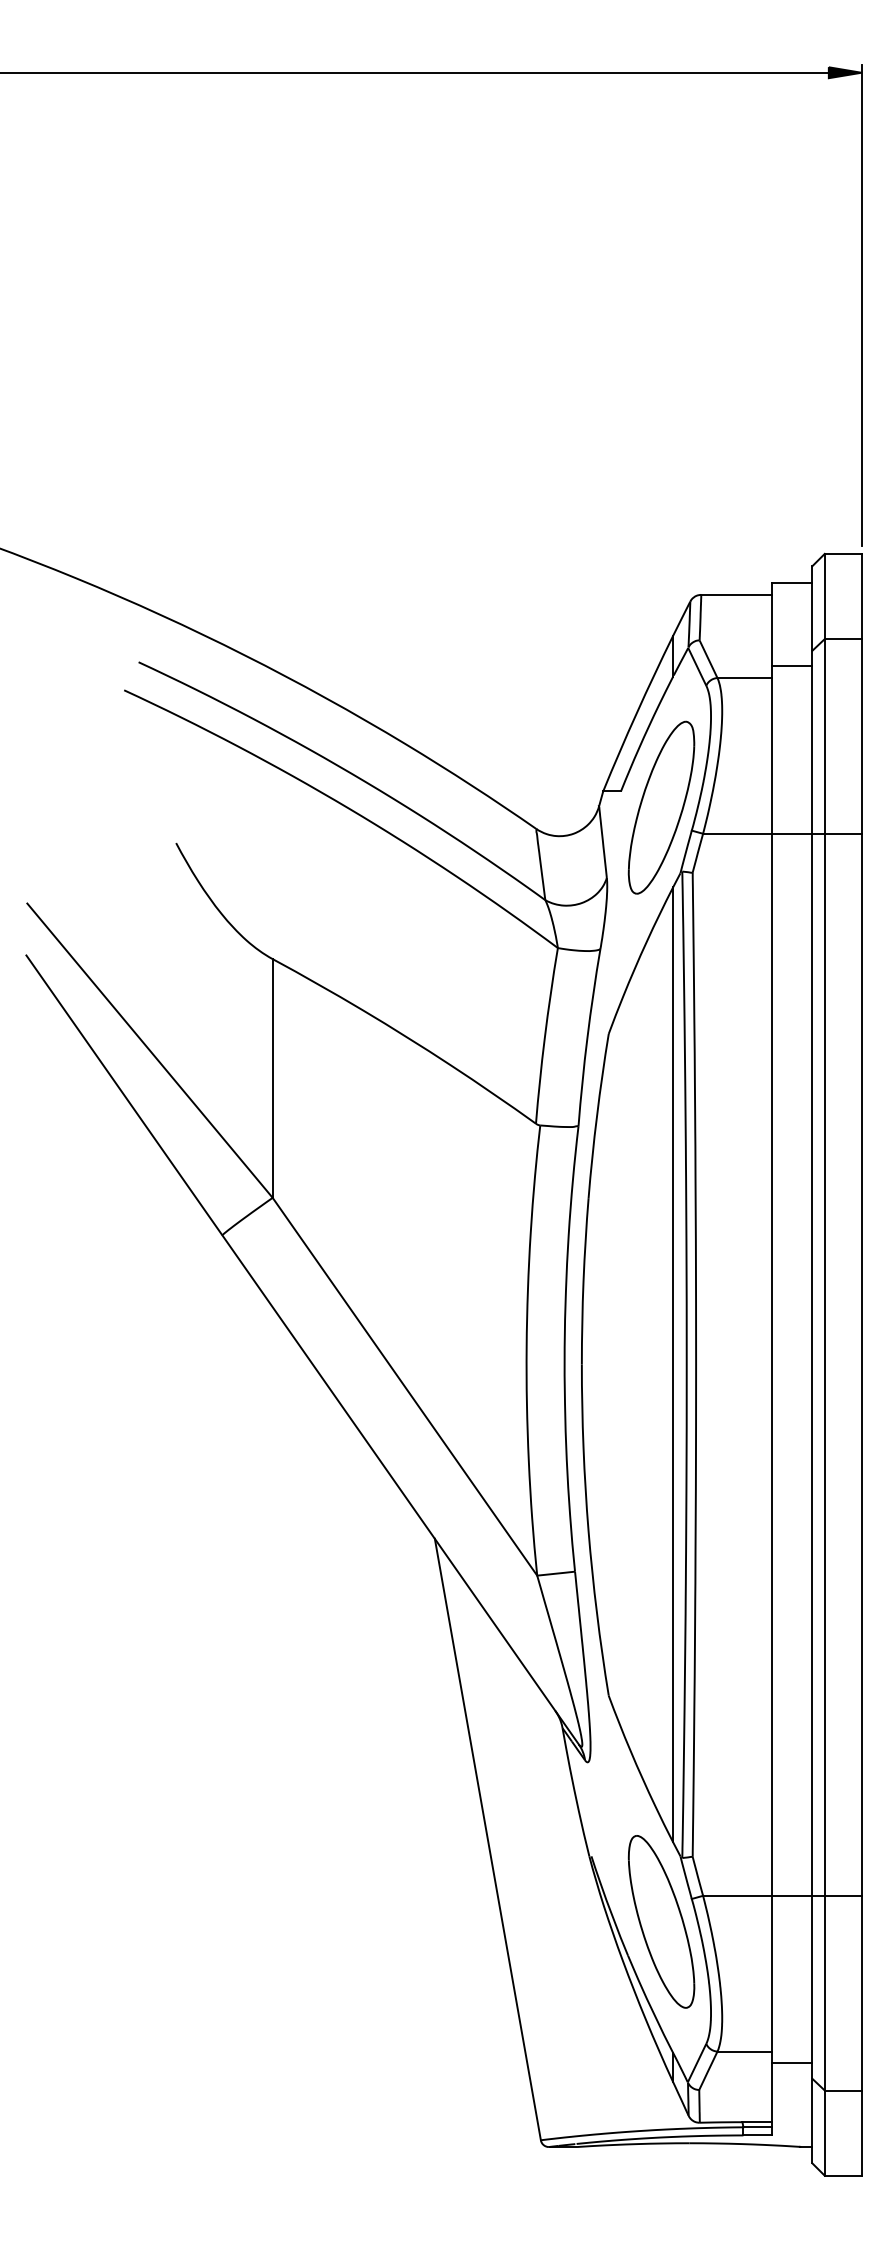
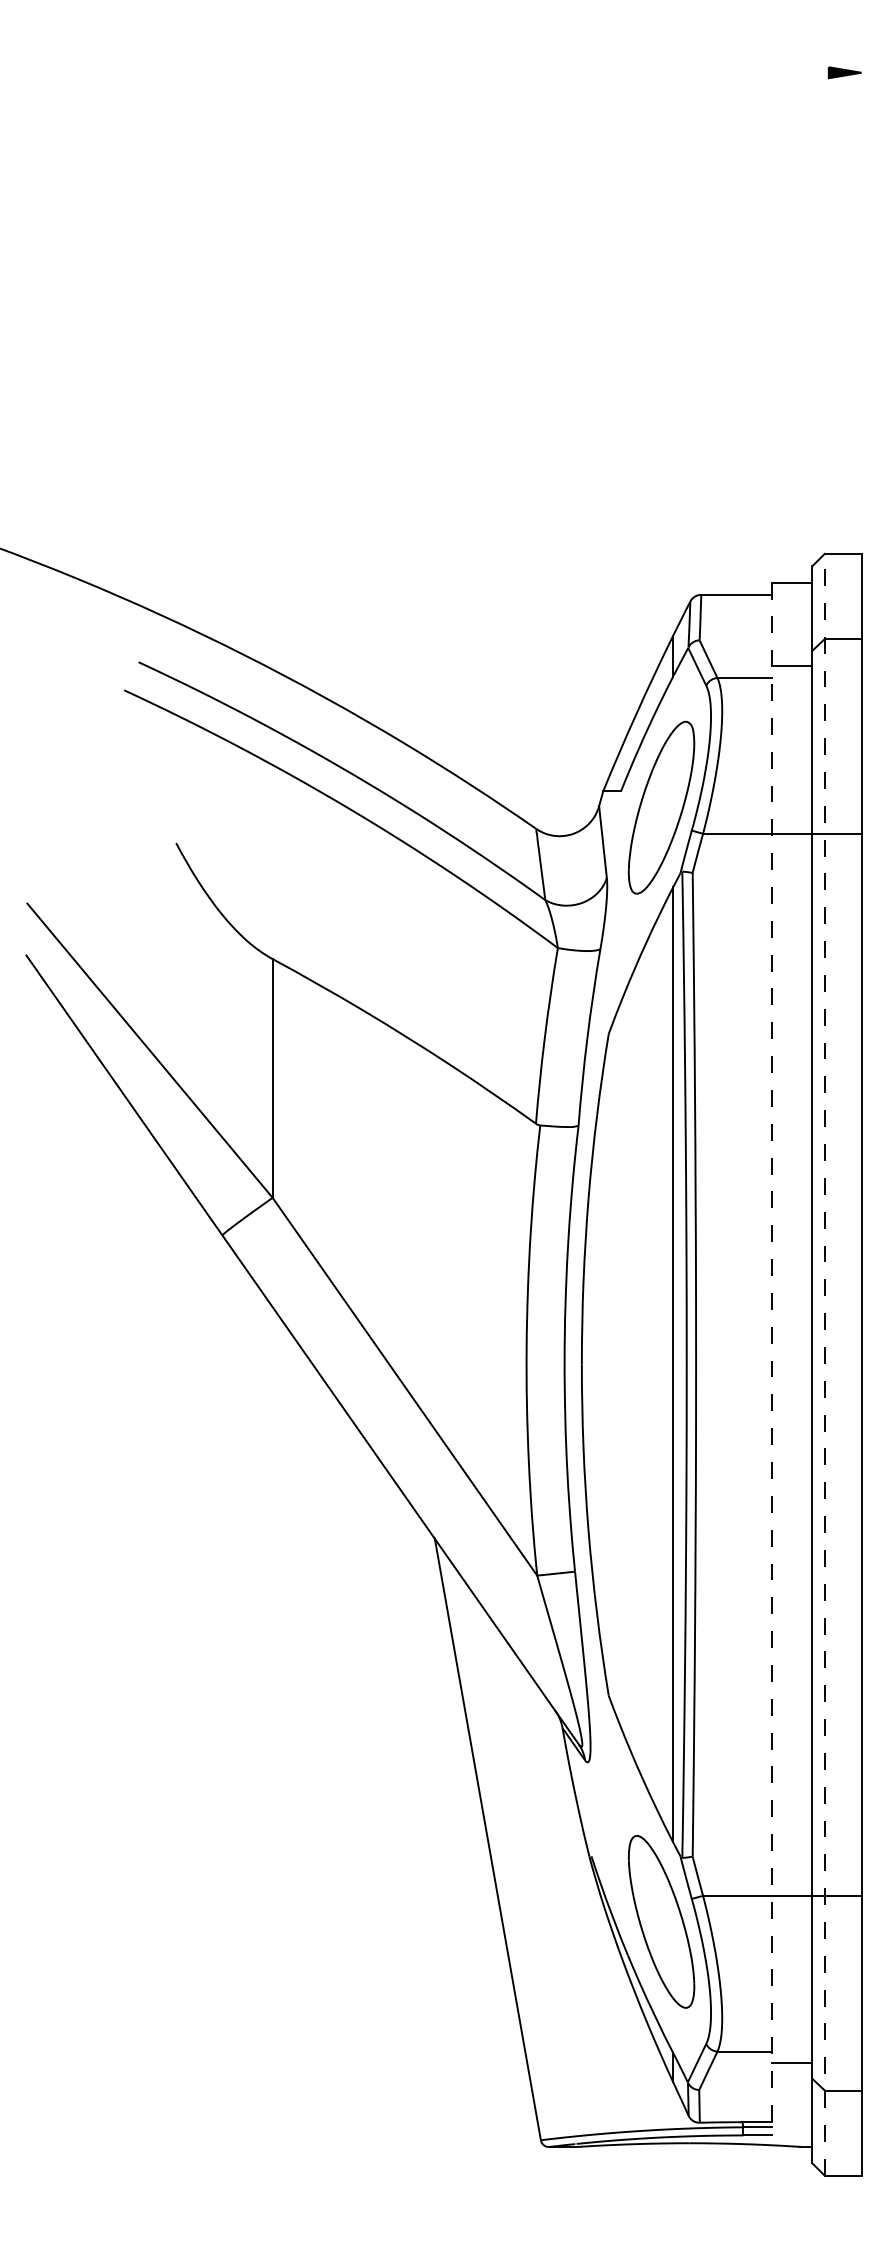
line: present -> none (415, 72)
line: present -> none (861, 304)
line: solid -> dashed (771, 1359)
line: solid -> dashed (824, 1364)
